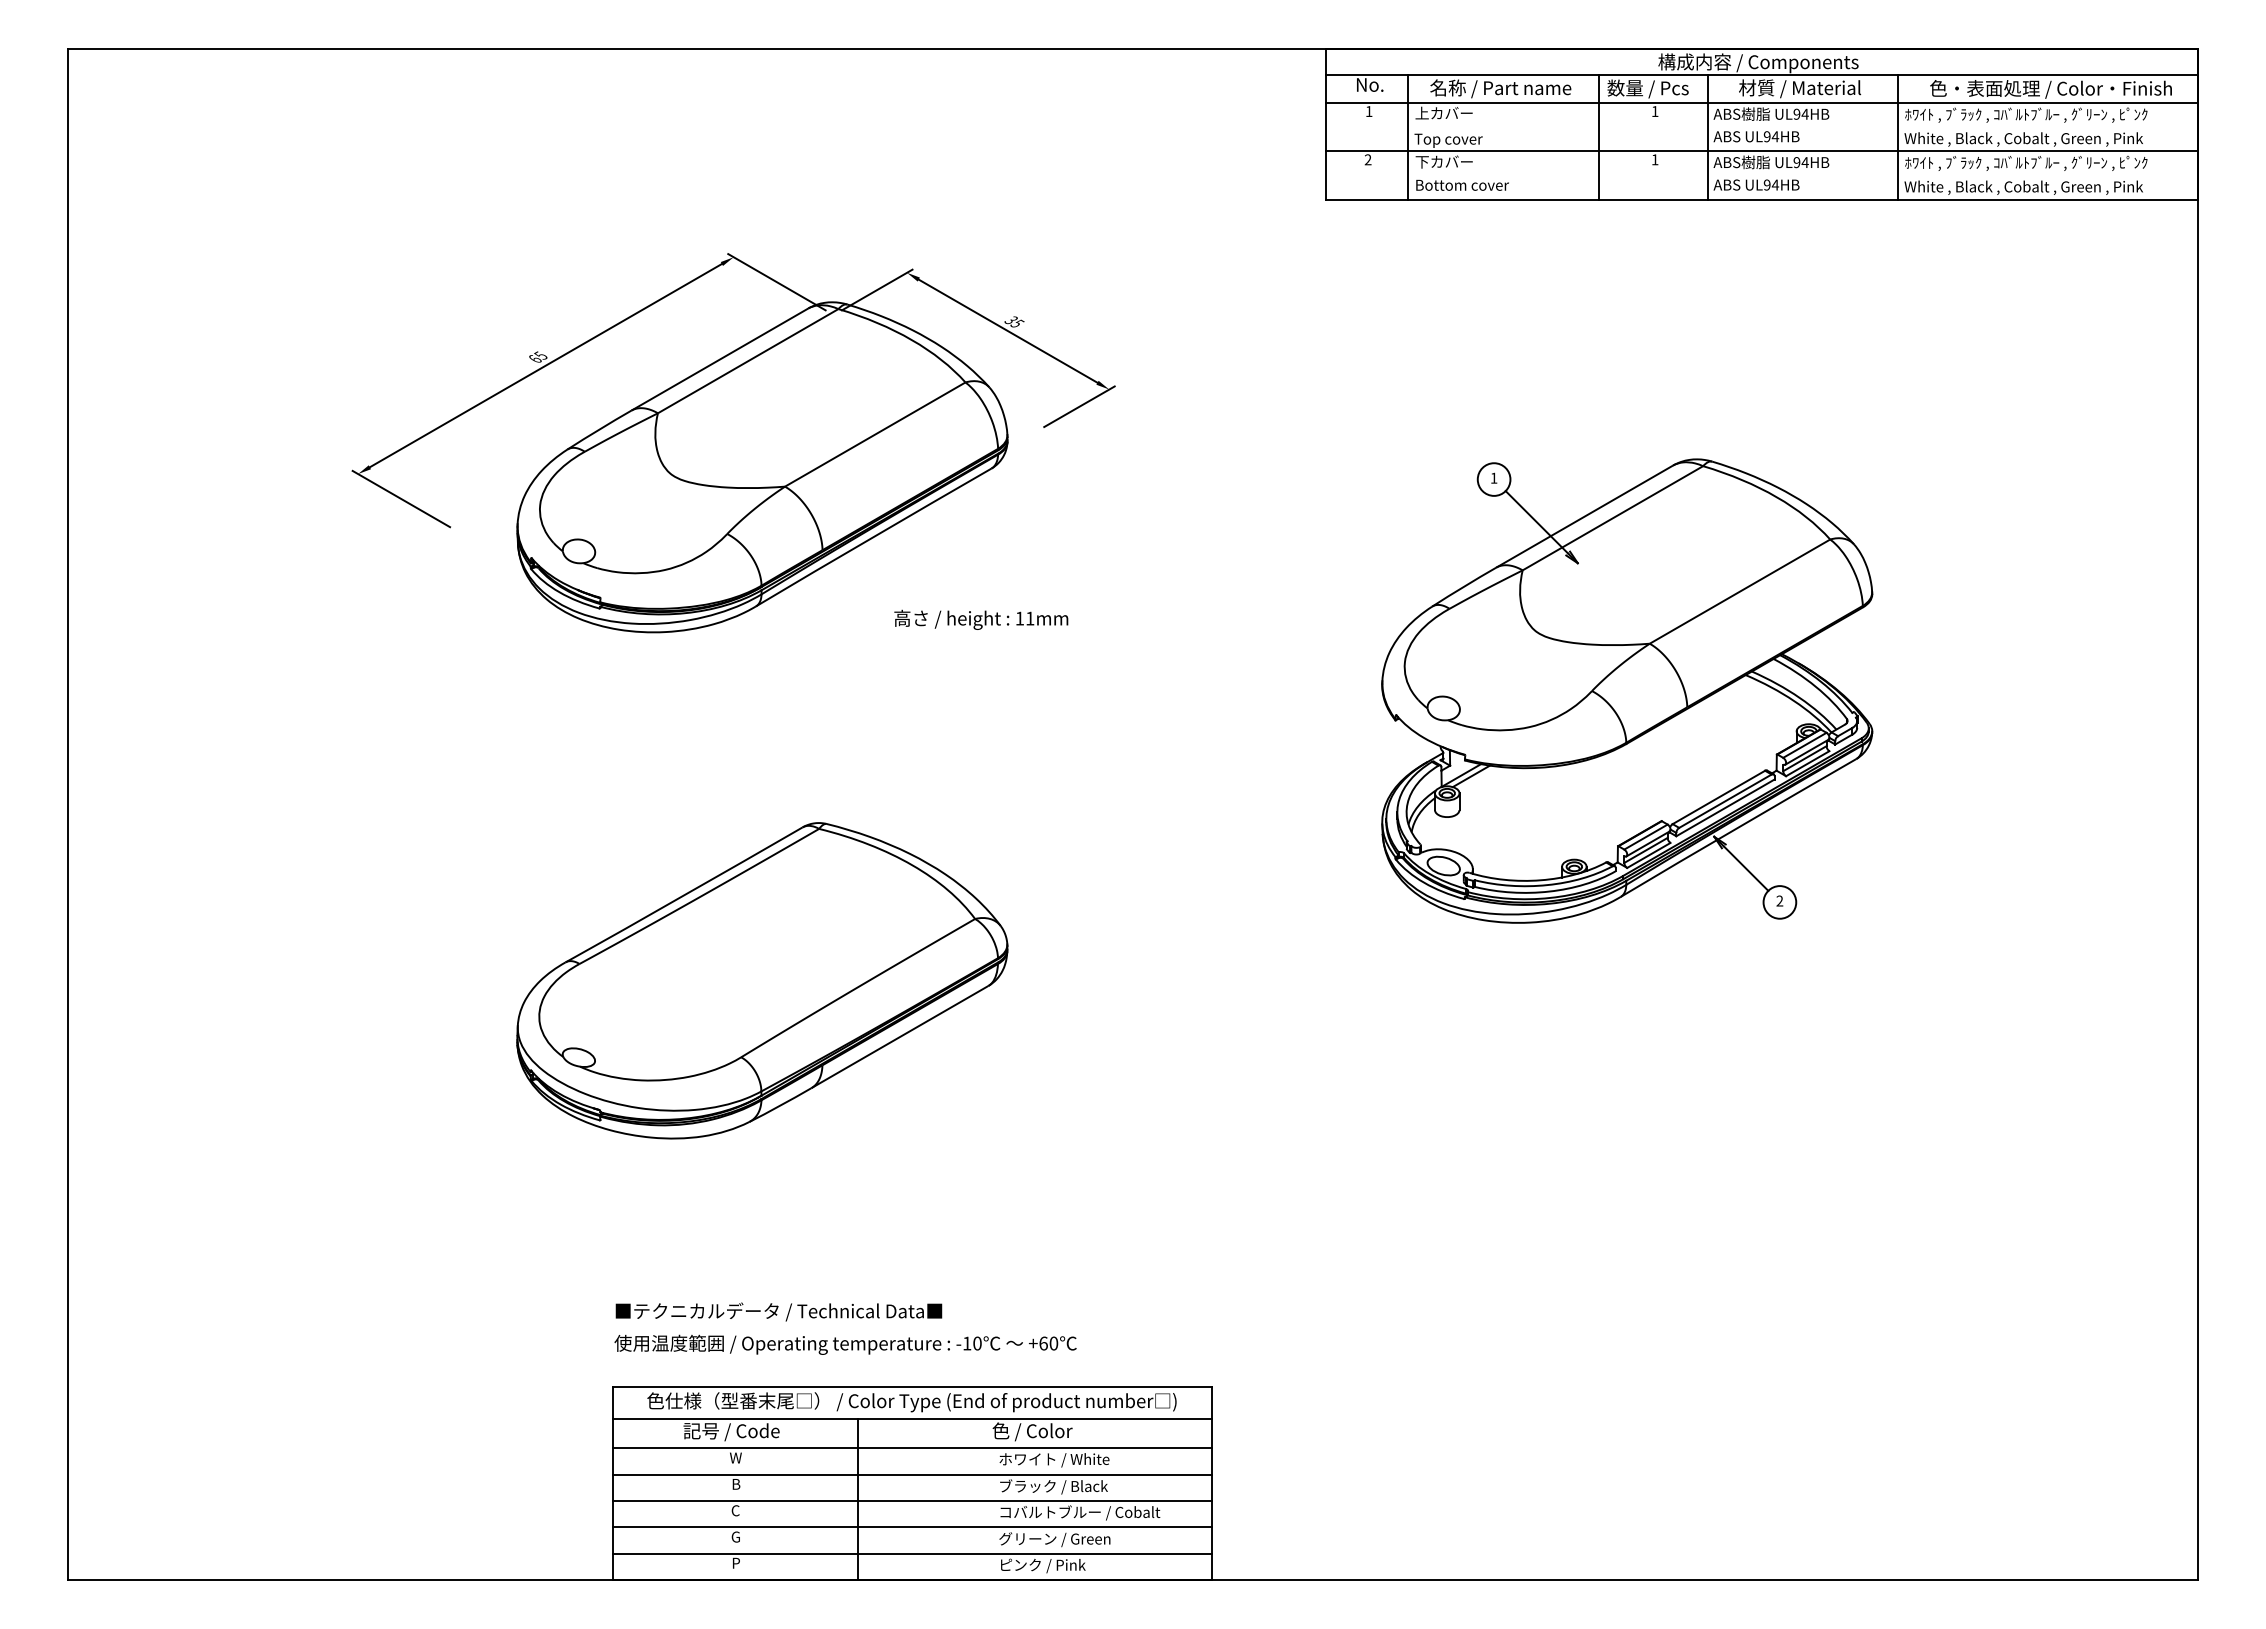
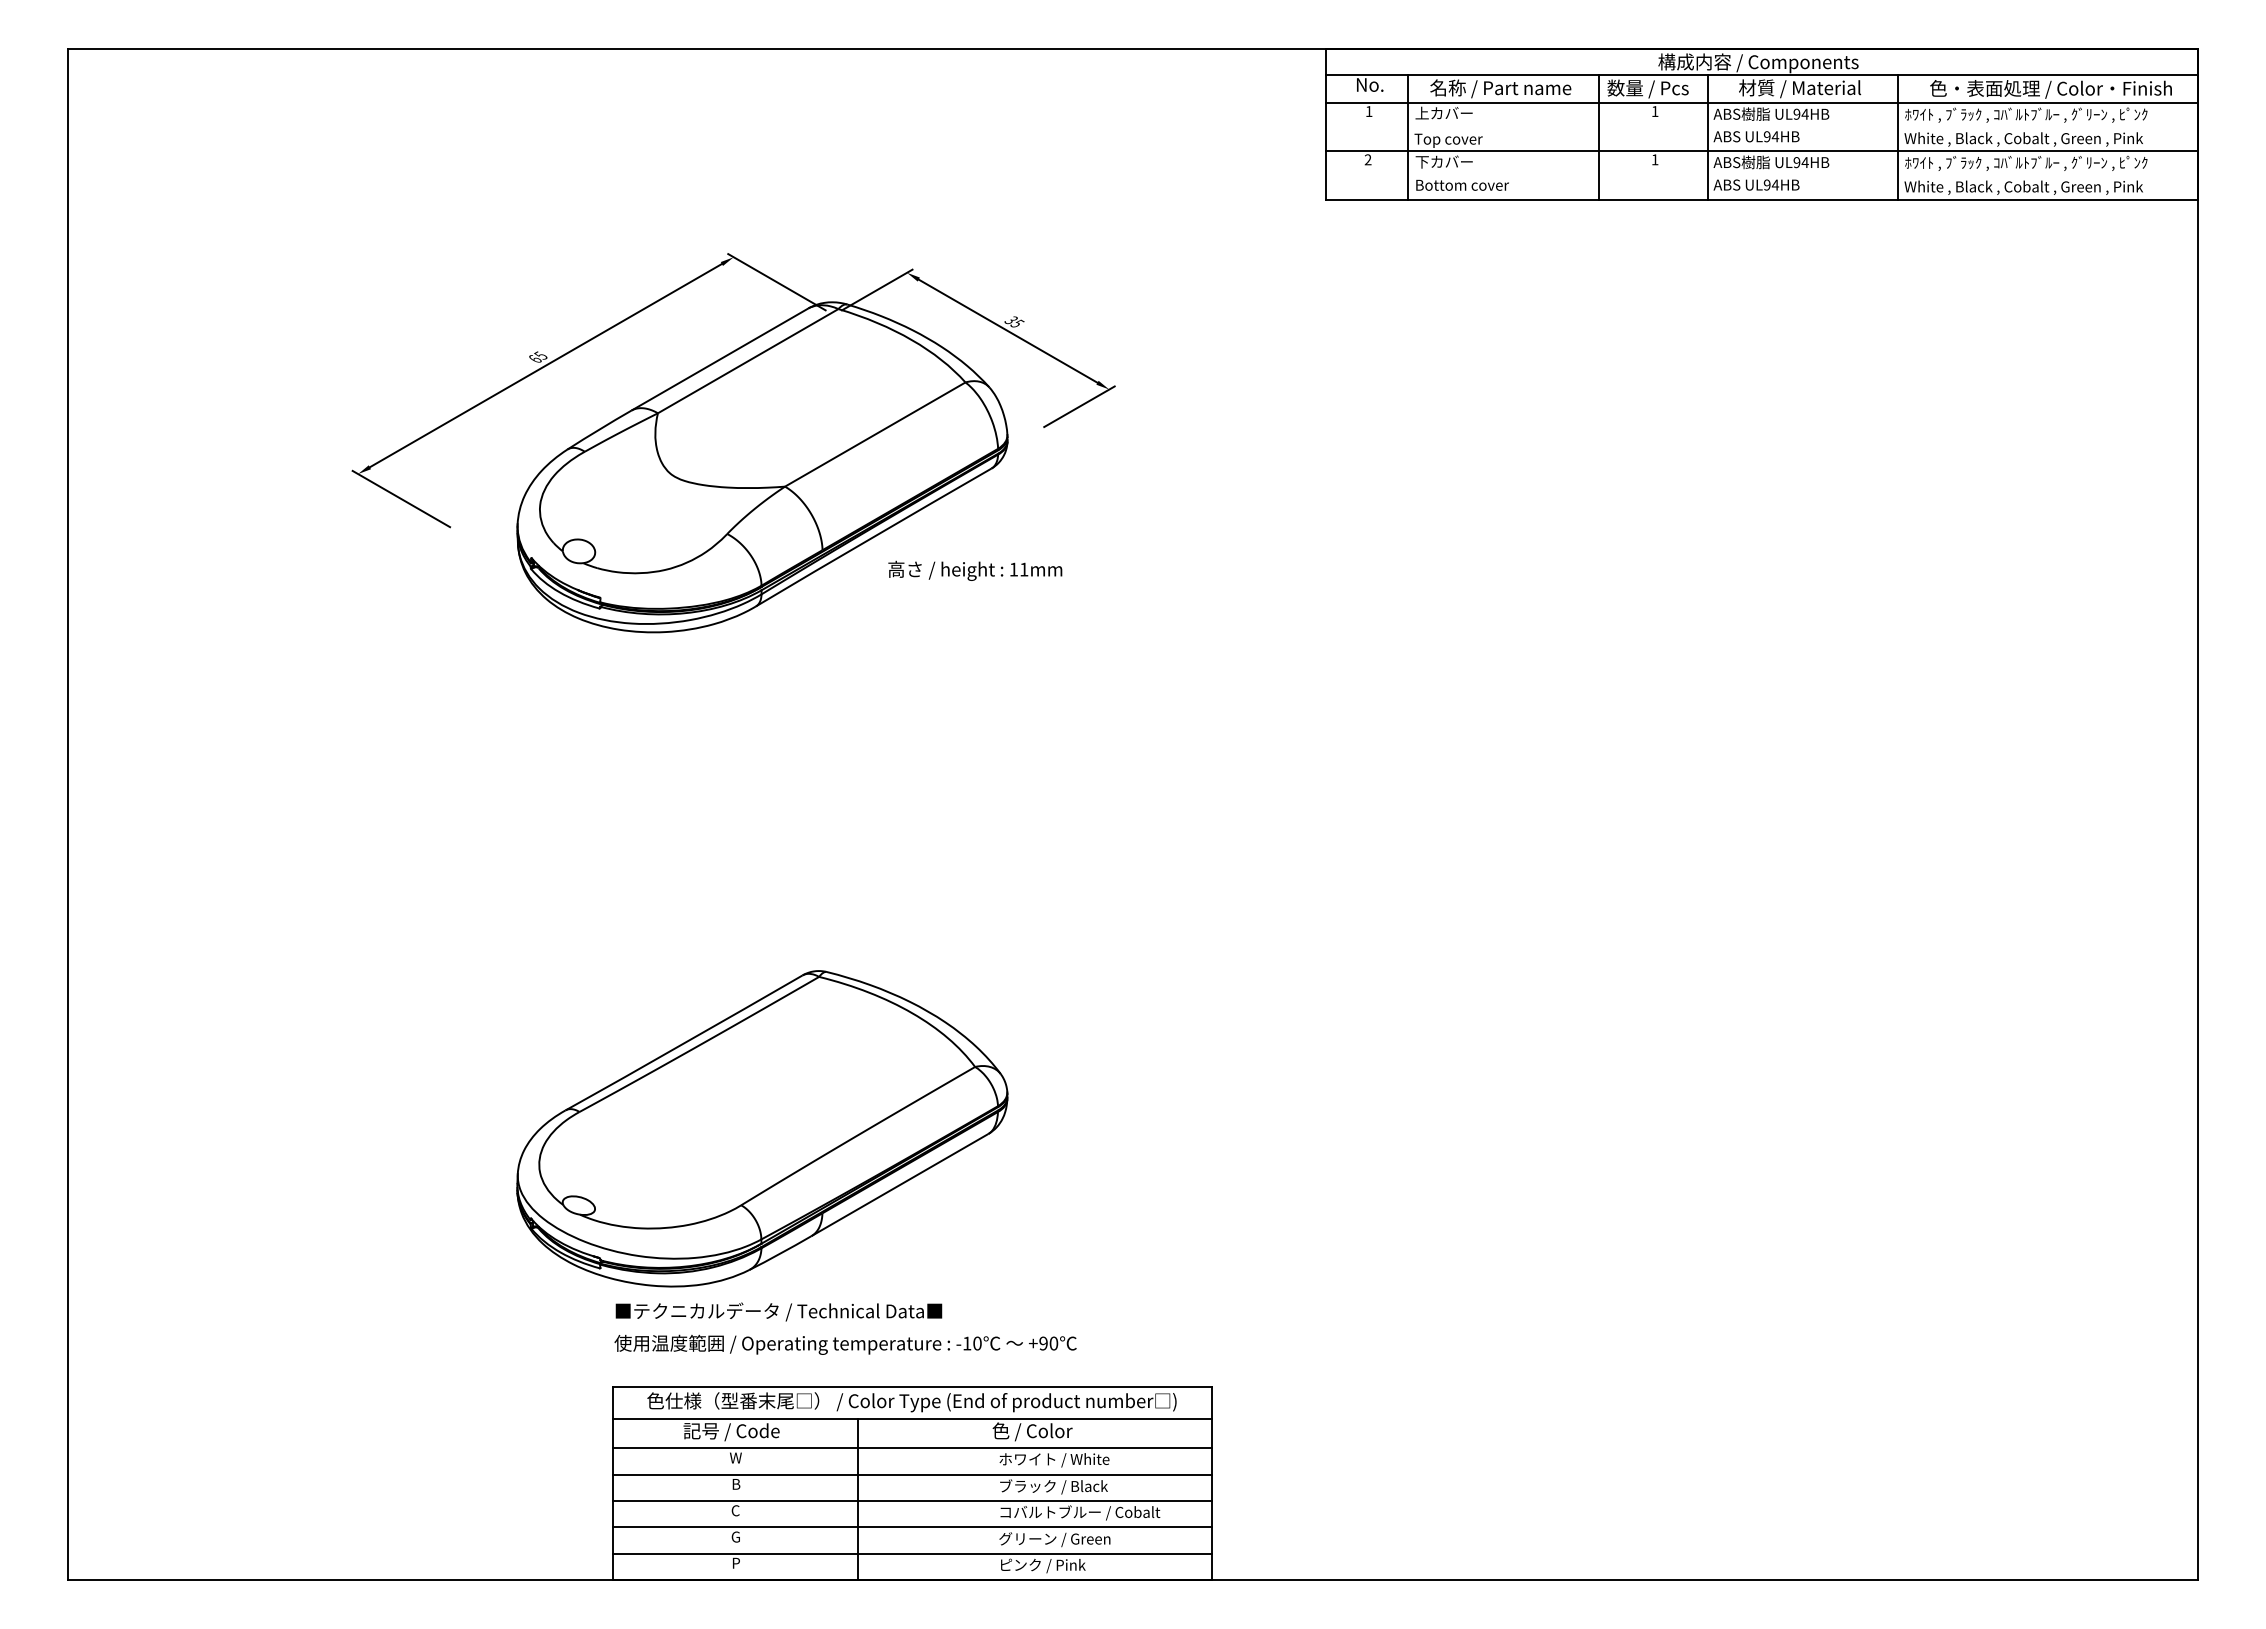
text position: (981, 619) -> (975, 570) (975, 570)
part: present -> none (1627, 690)
part position: (762, 980) -> (762, 1128) (762, 1128)
text: +60 -> +90 (1043, 1343)
